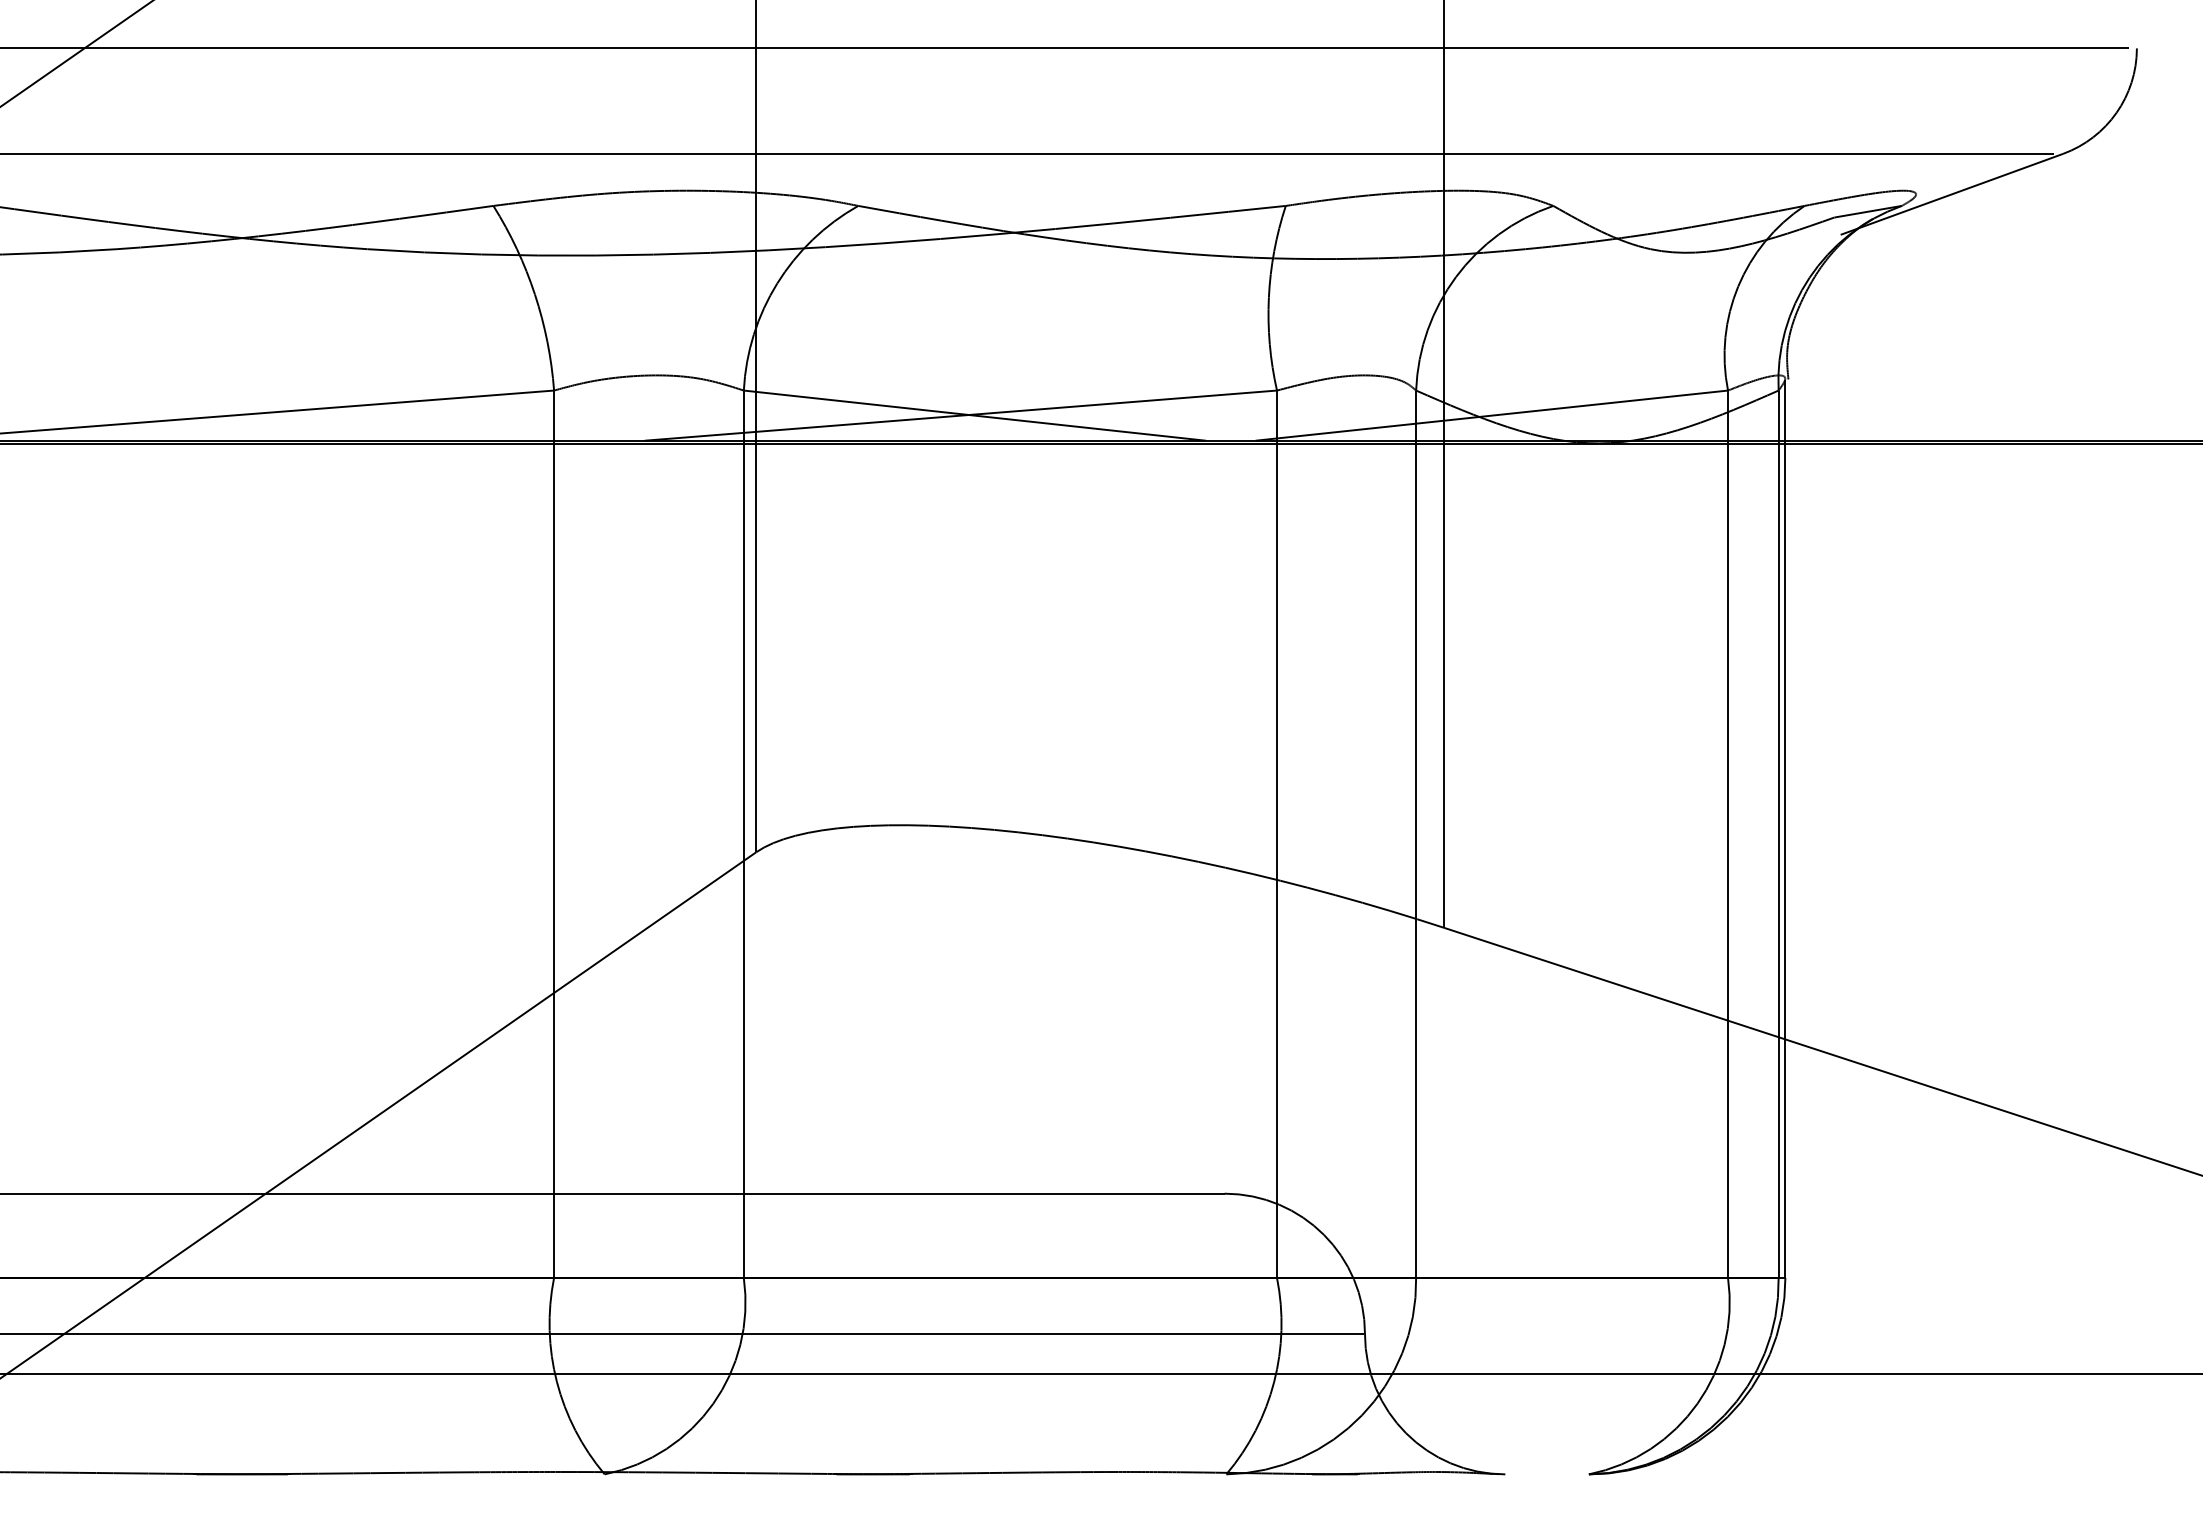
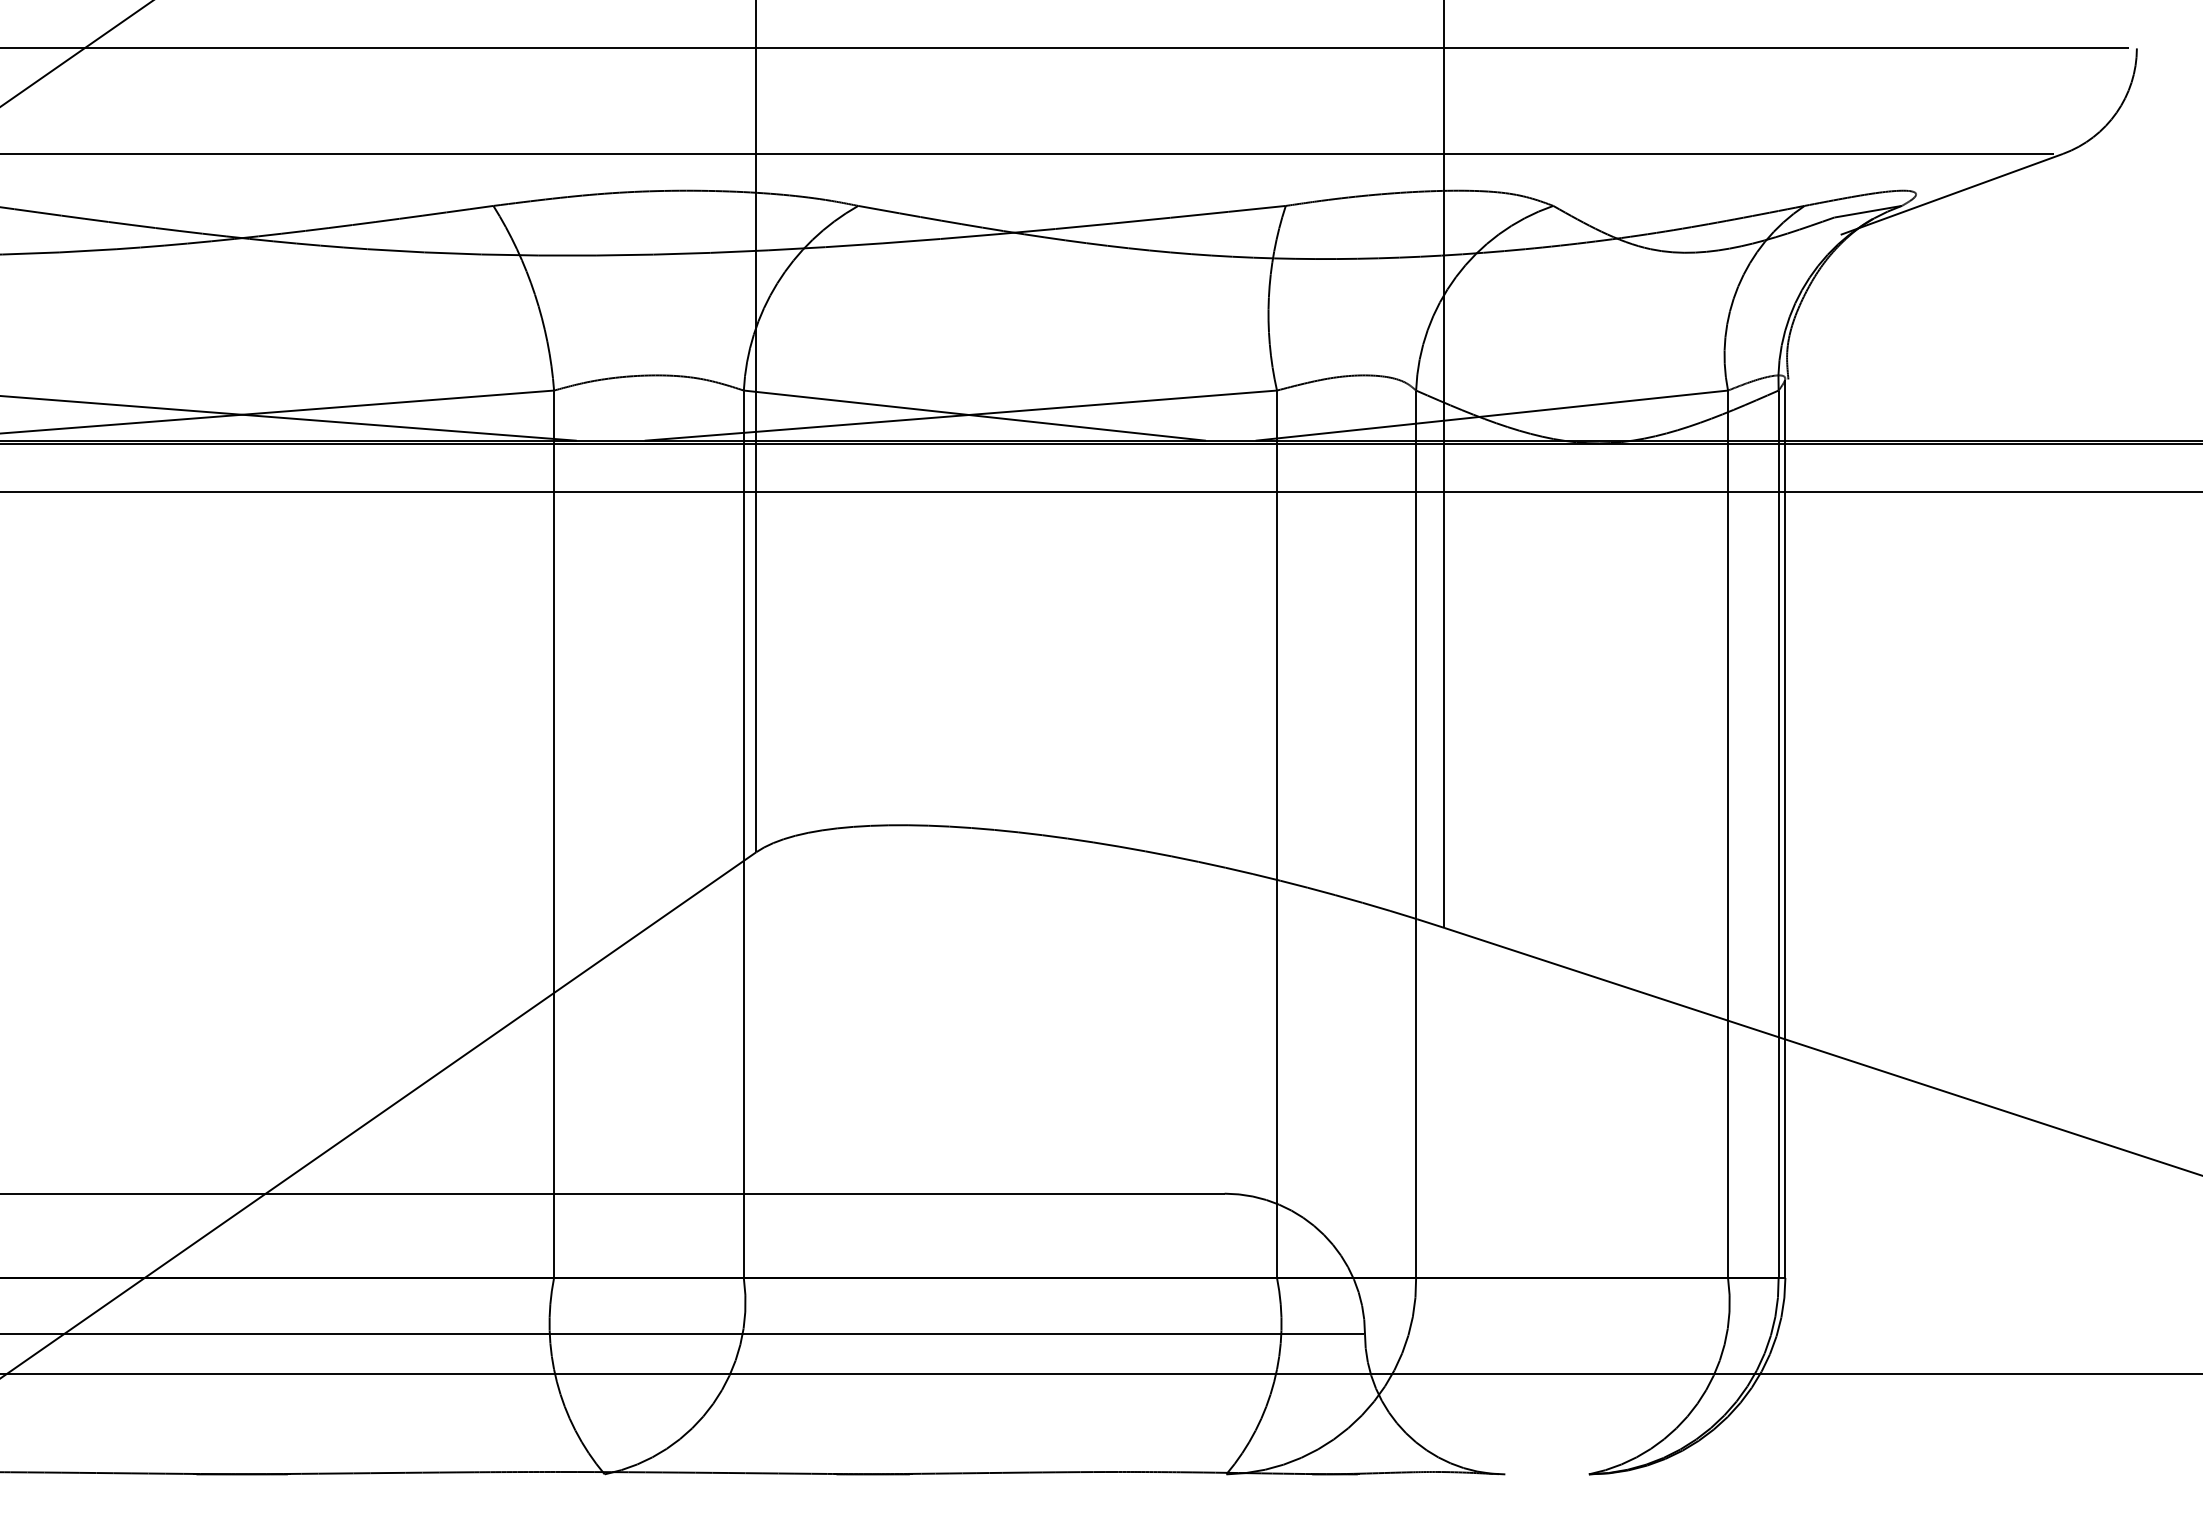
line: none -> present (289, 418)
line: none -> present (1100, 491)
